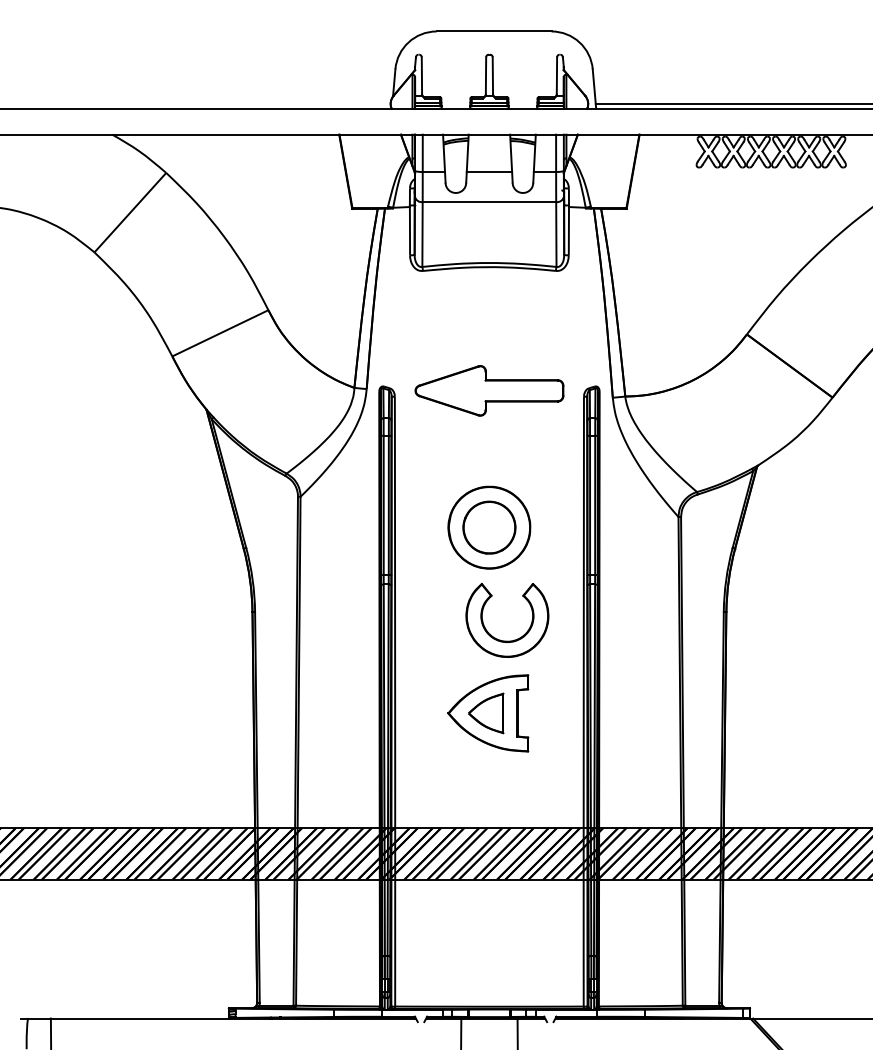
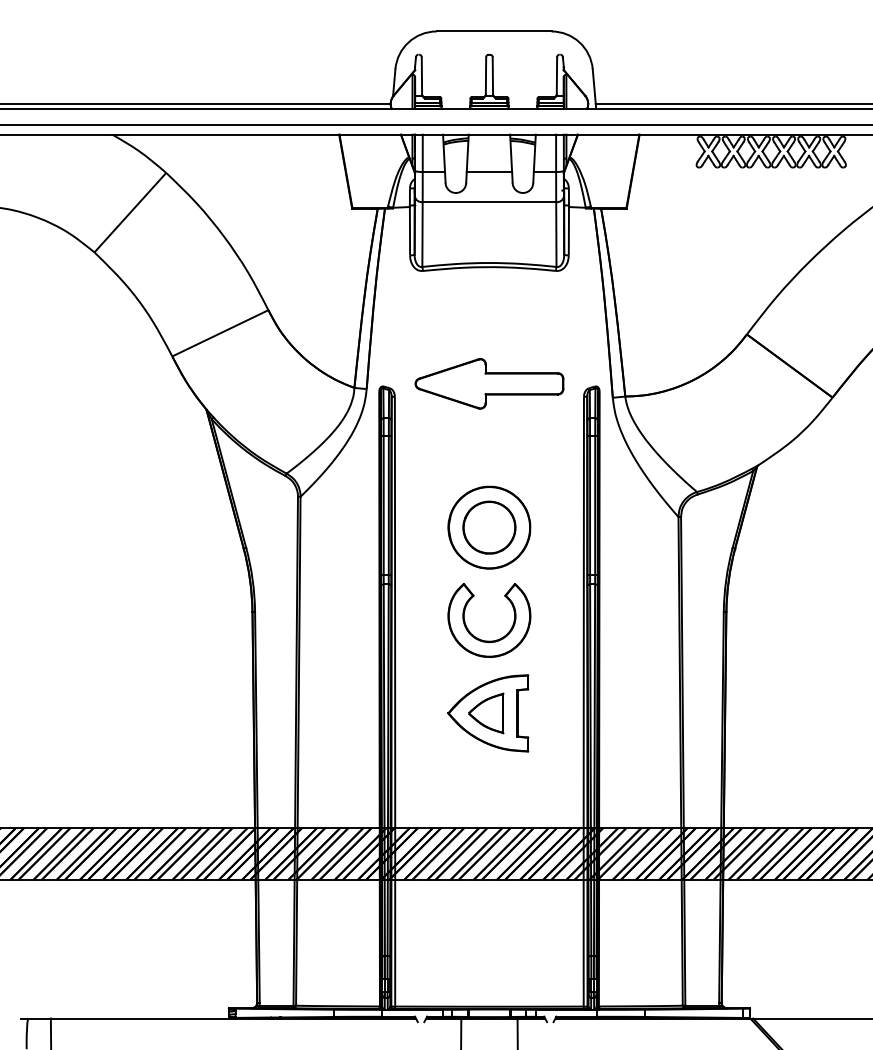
line: none -> present (196, 104)
line: none -> present (435, 124)
part position: (489, 390) -> (489, 383) (489, 383)
part position: (507, 640) -> (489, 640) (489, 640)
